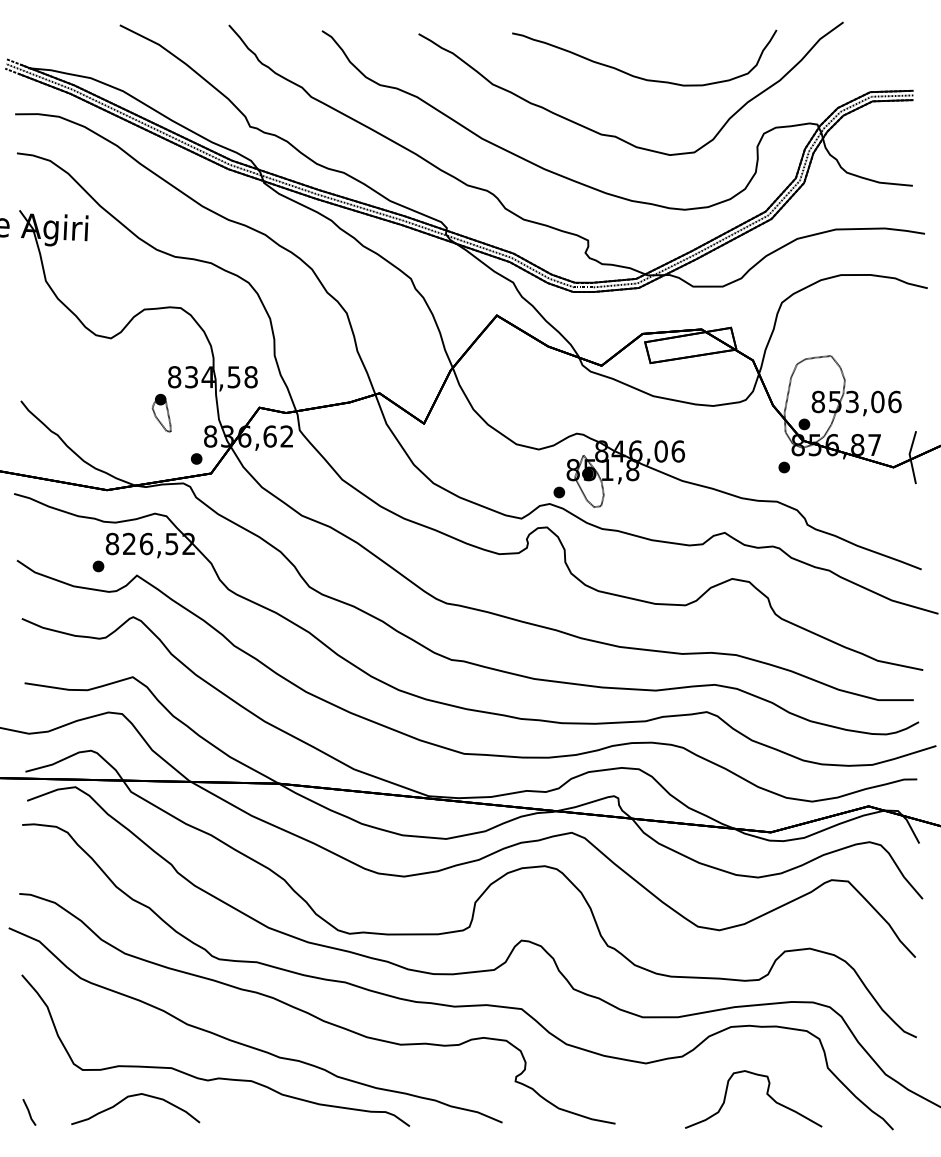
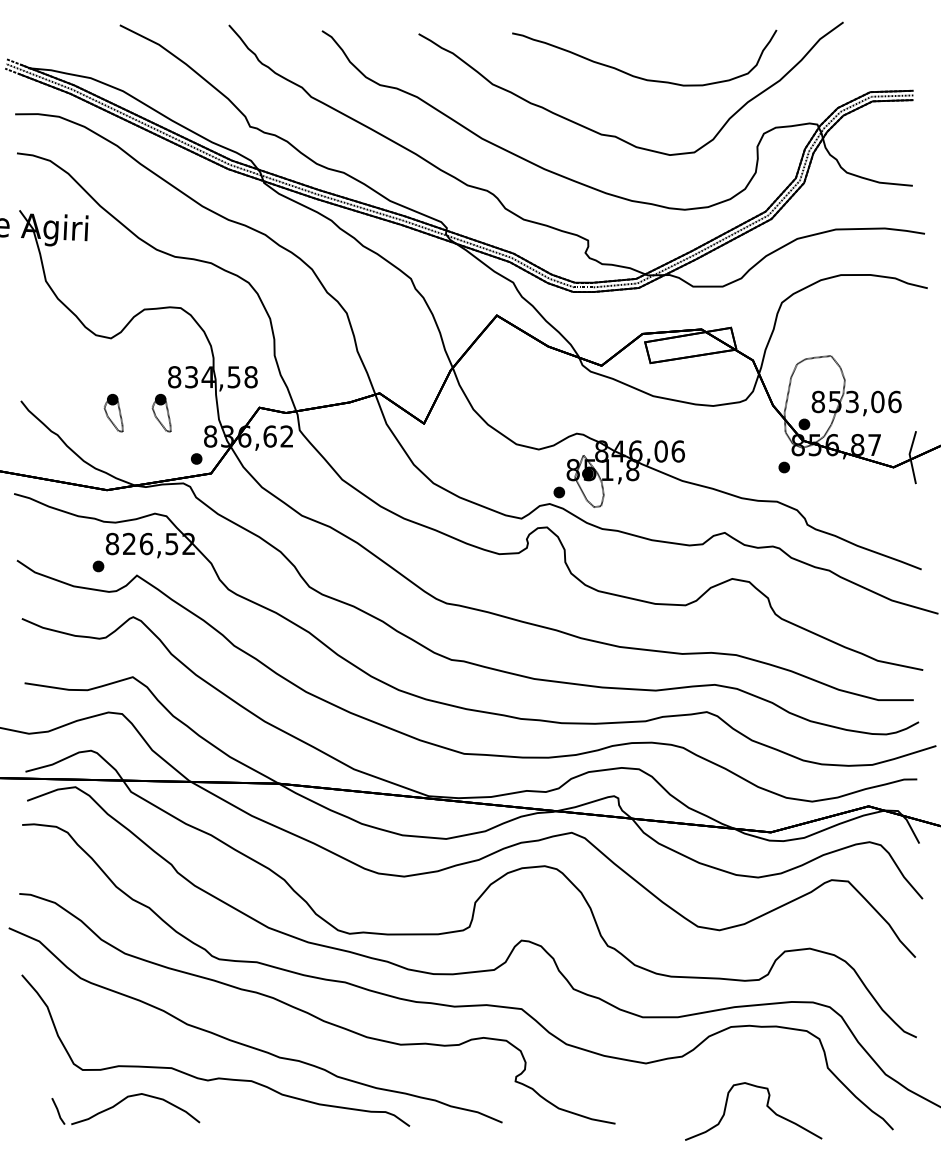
part: none -> present (113, 413)
curve position: (766, 1094) -> (766, 1106) (766, 1106)
line position: (29, 1112) -> (58, 1111) (58, 1111)
